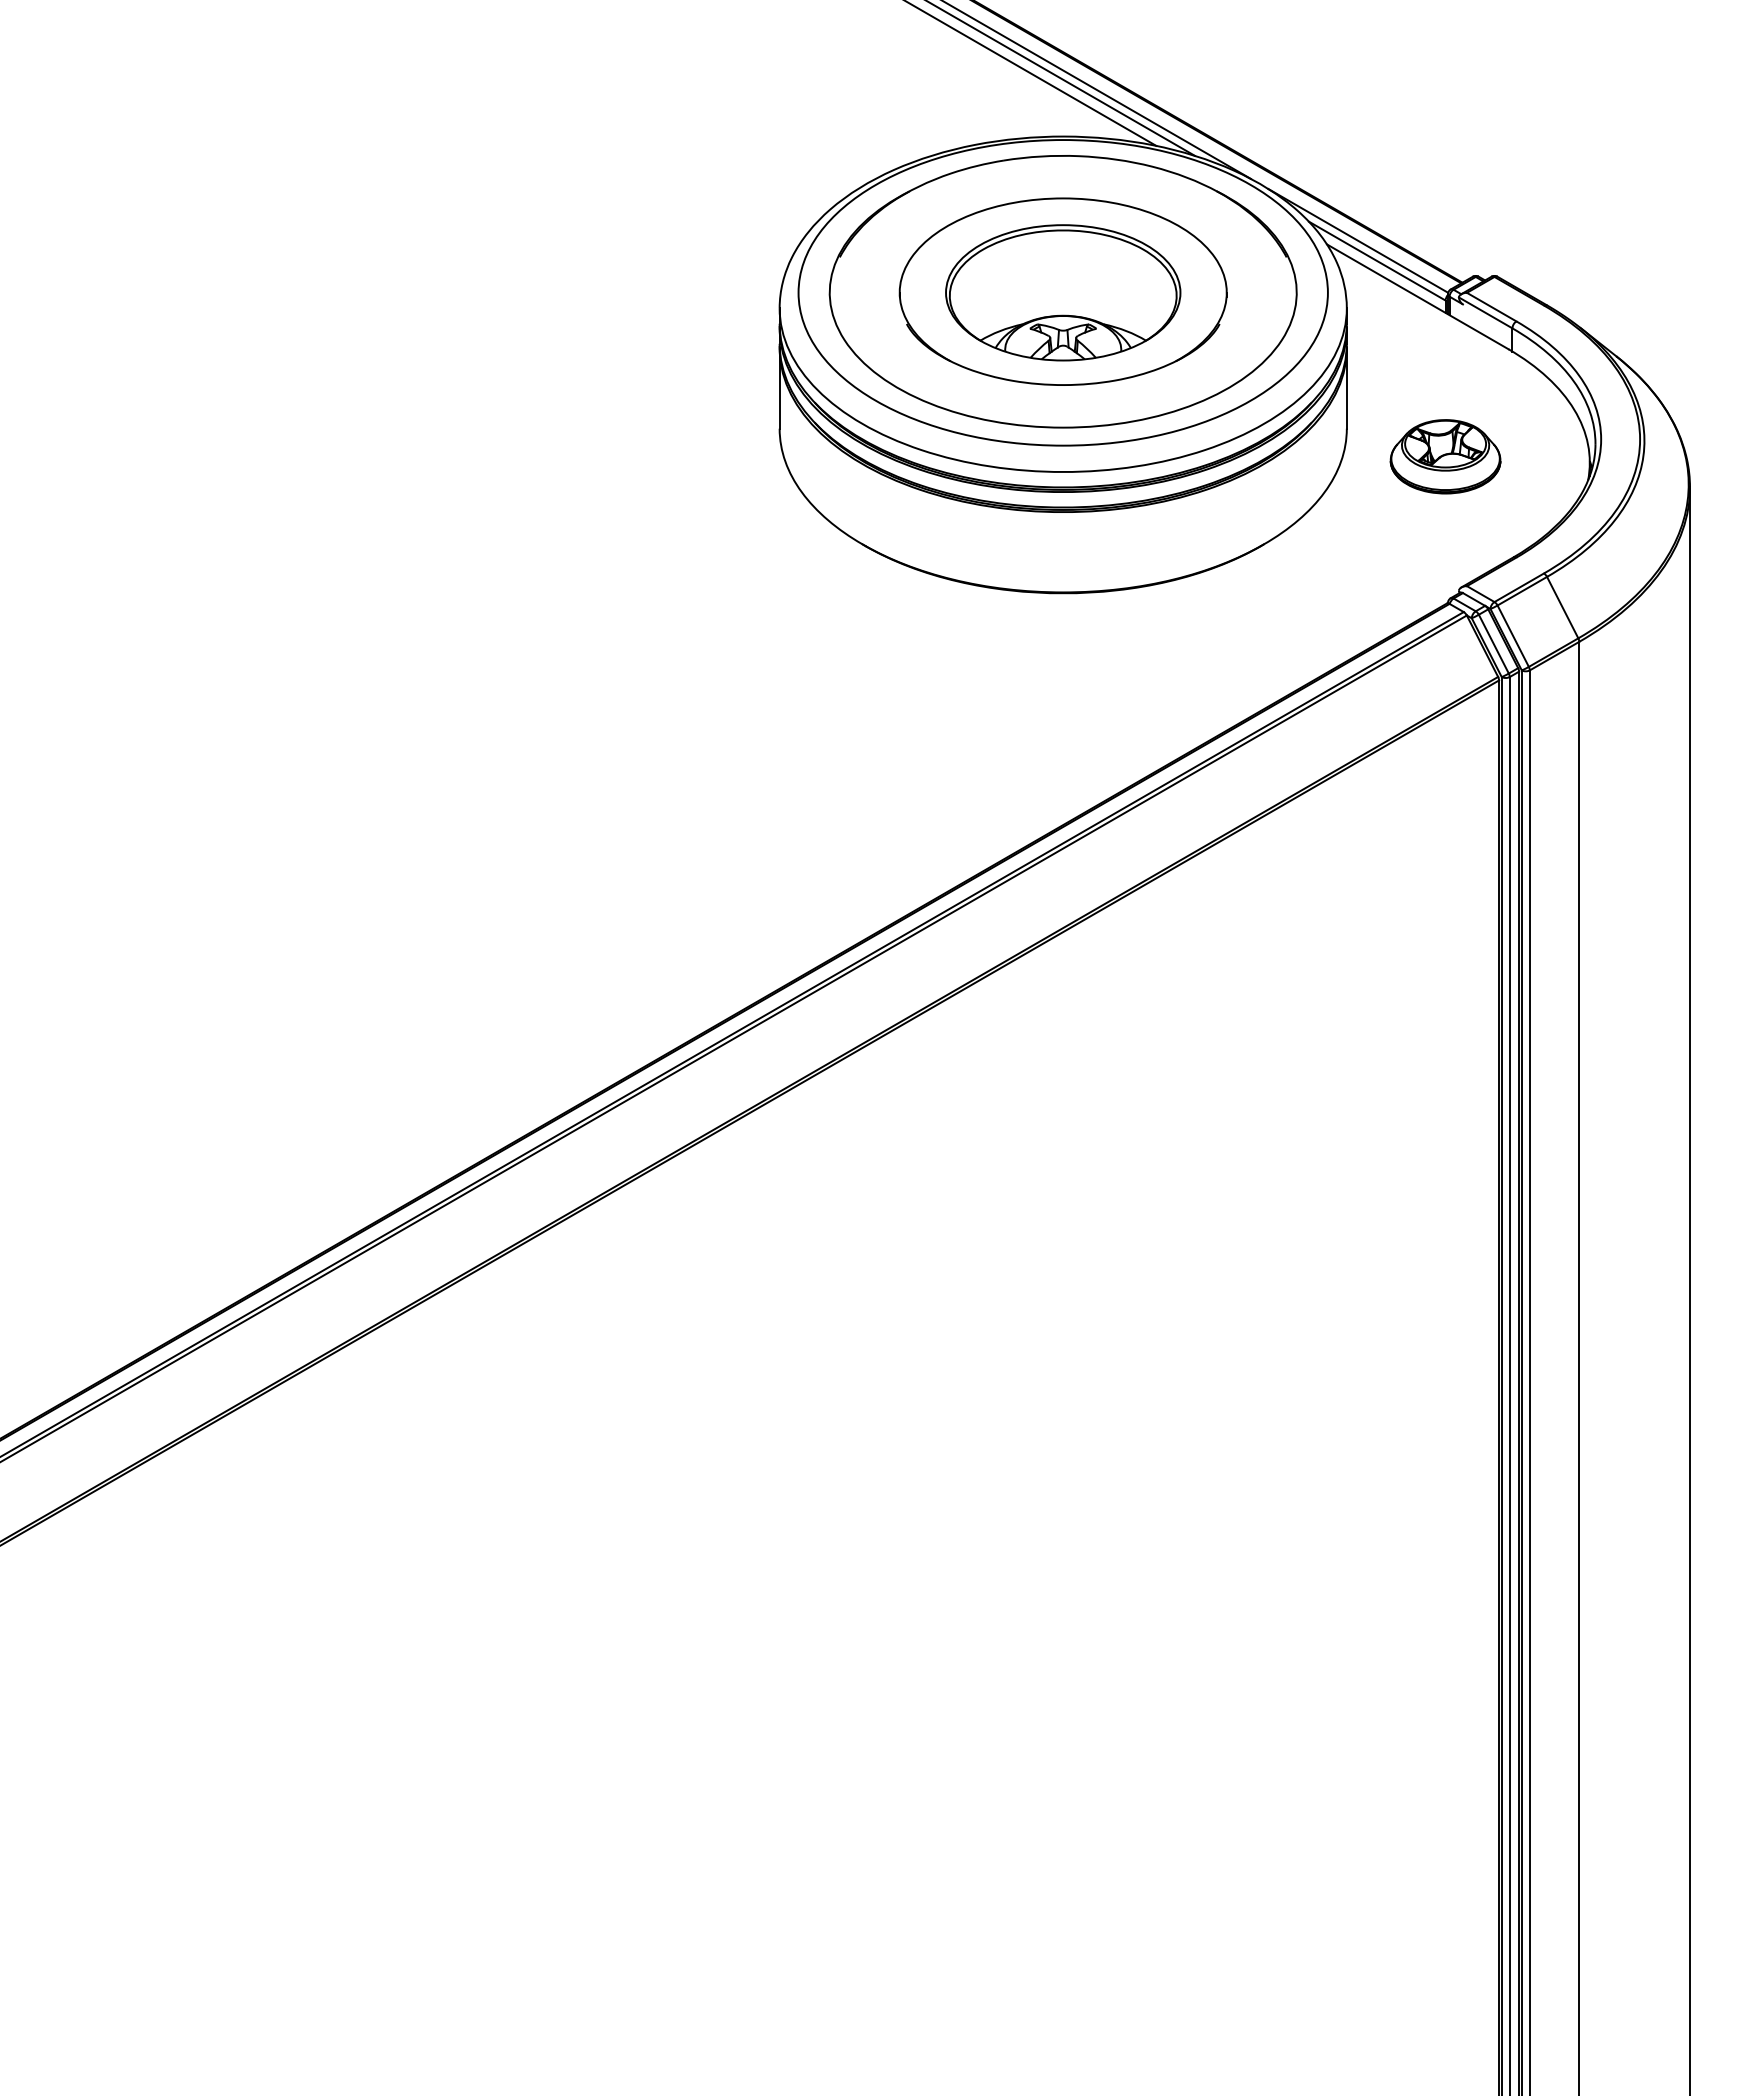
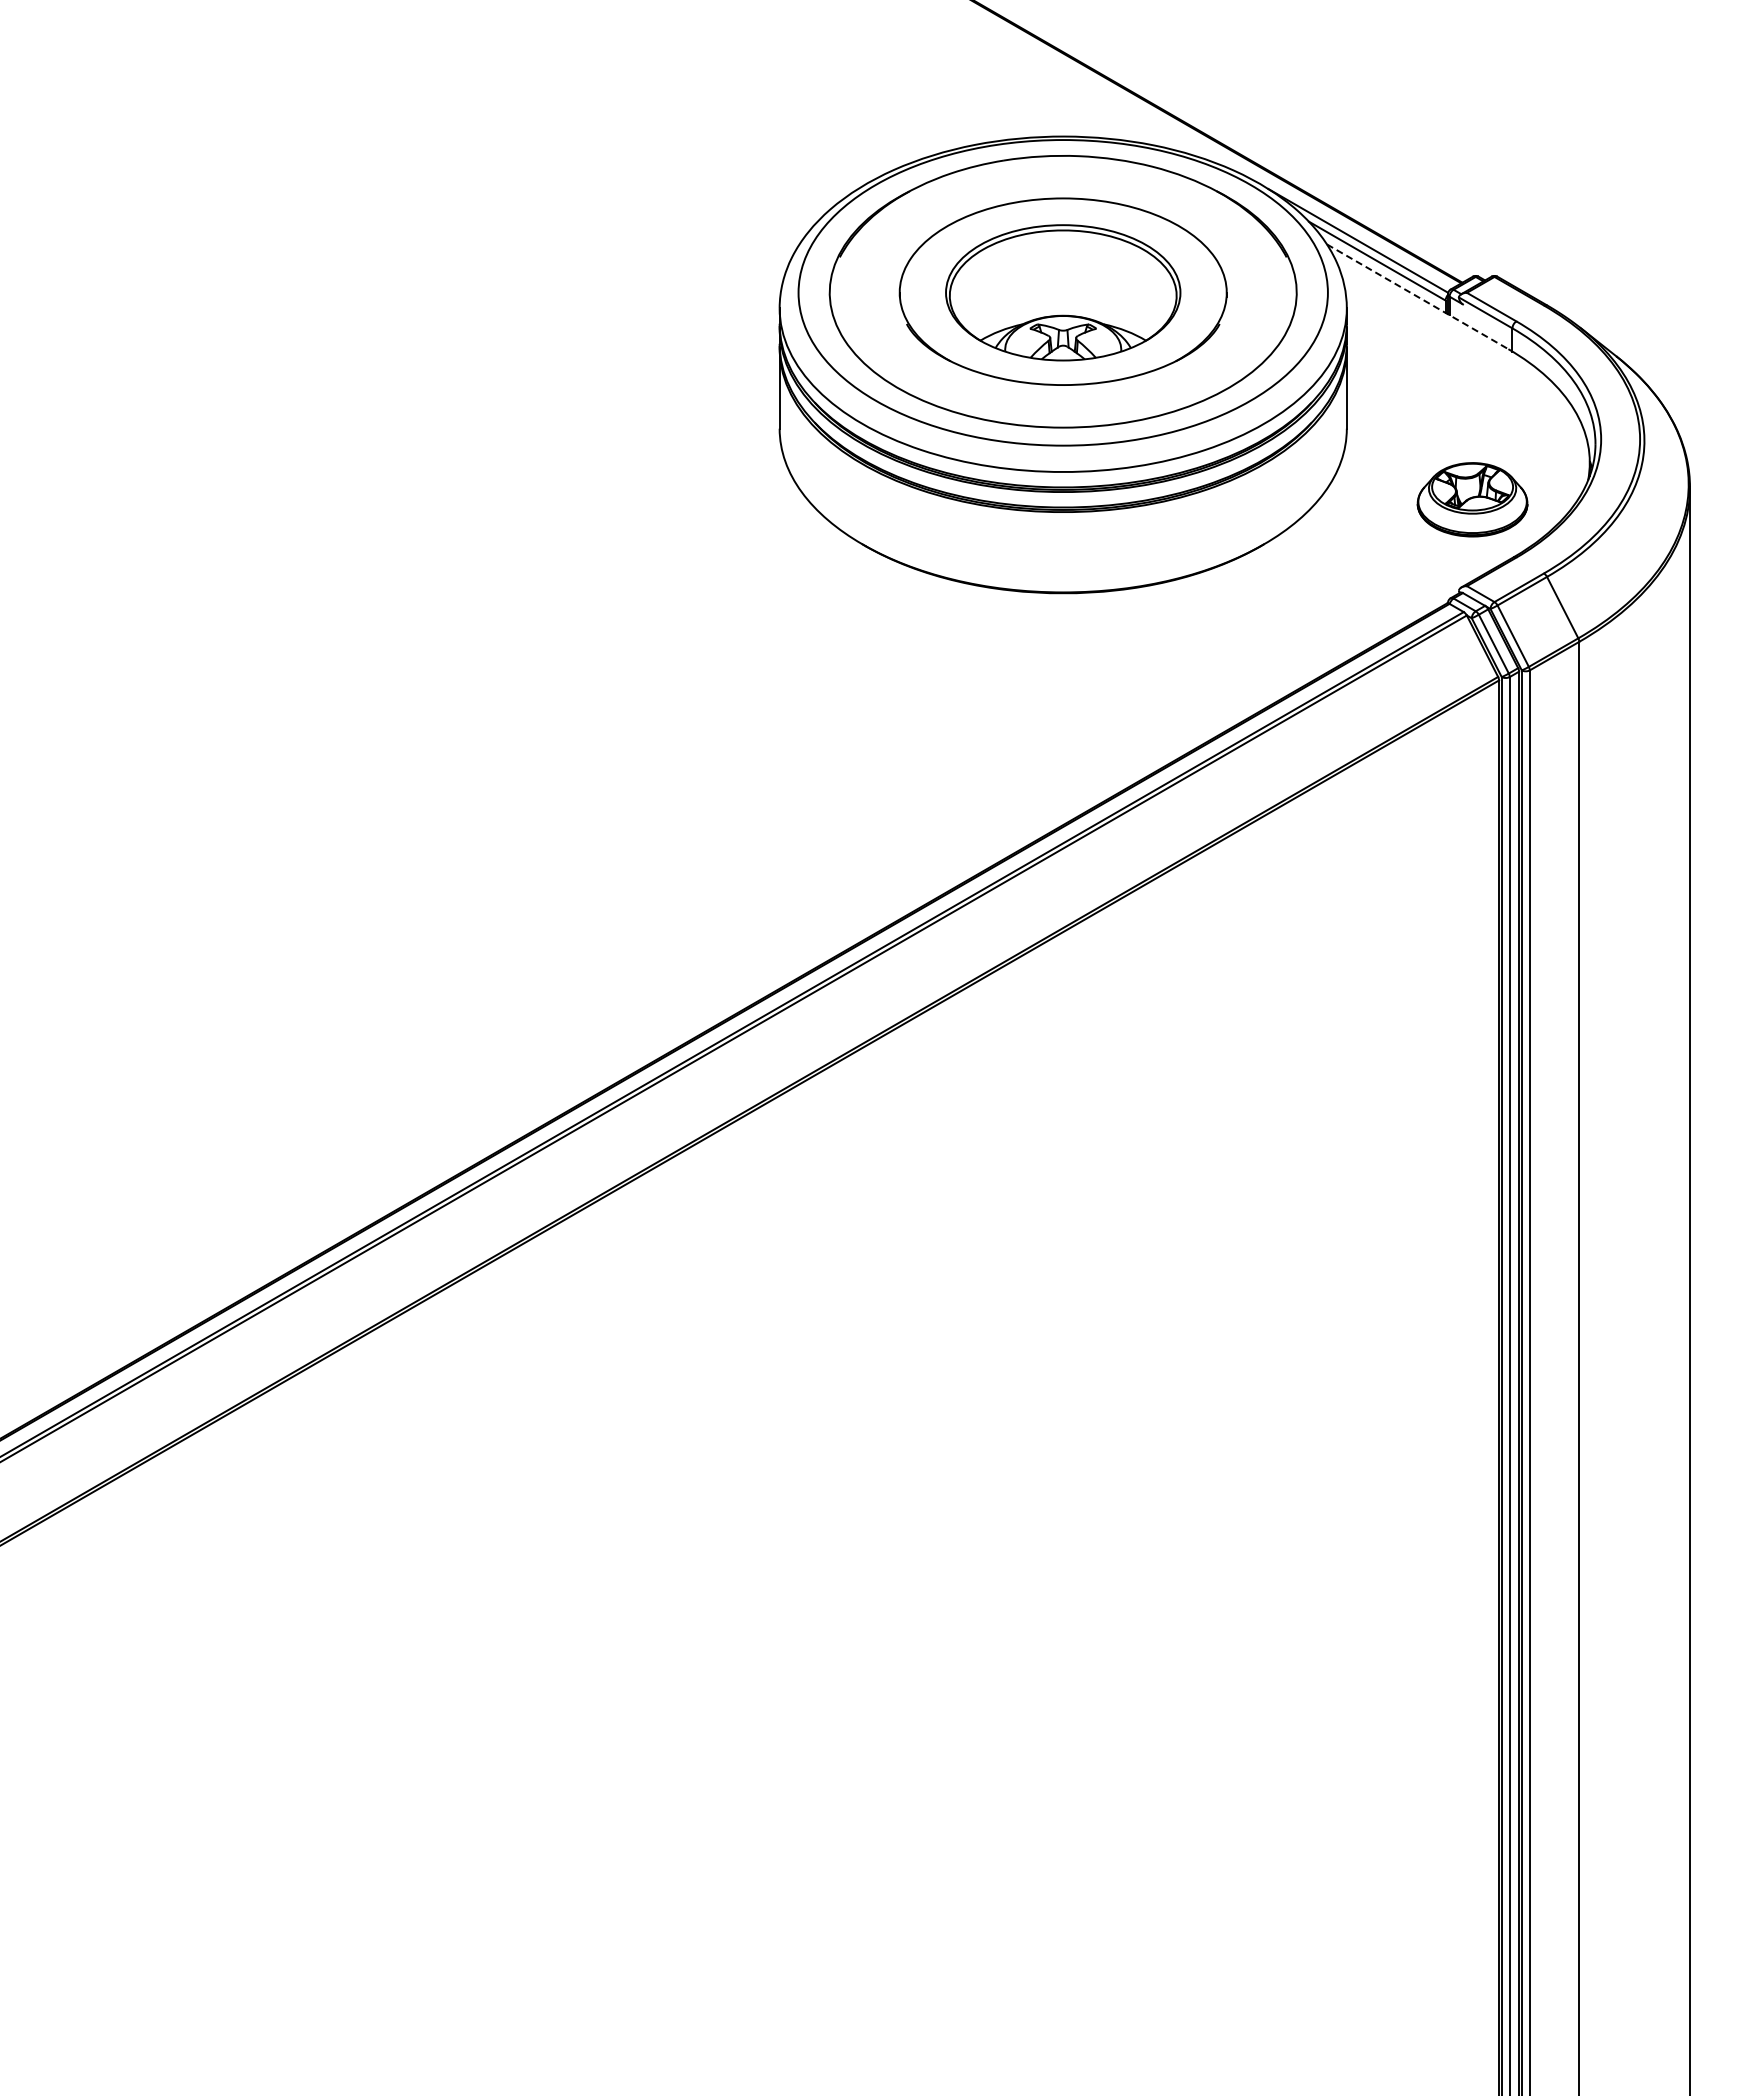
line: present -> none (1031, 73)
line: present -> none (1061, 78)
line: present -> none (1097, 90)
line: solid -> dashed (1417, 296)
part position: (1445, 456) -> (1472, 499) (1472, 499)
